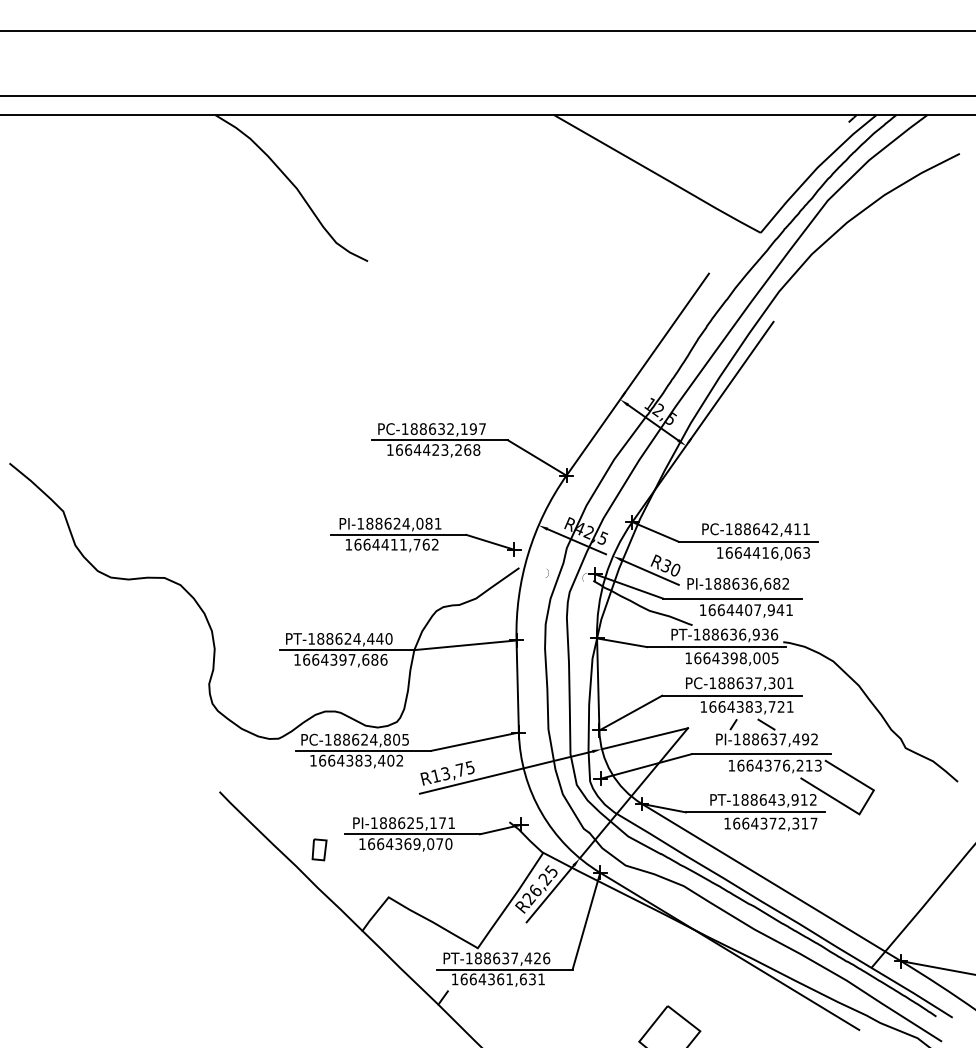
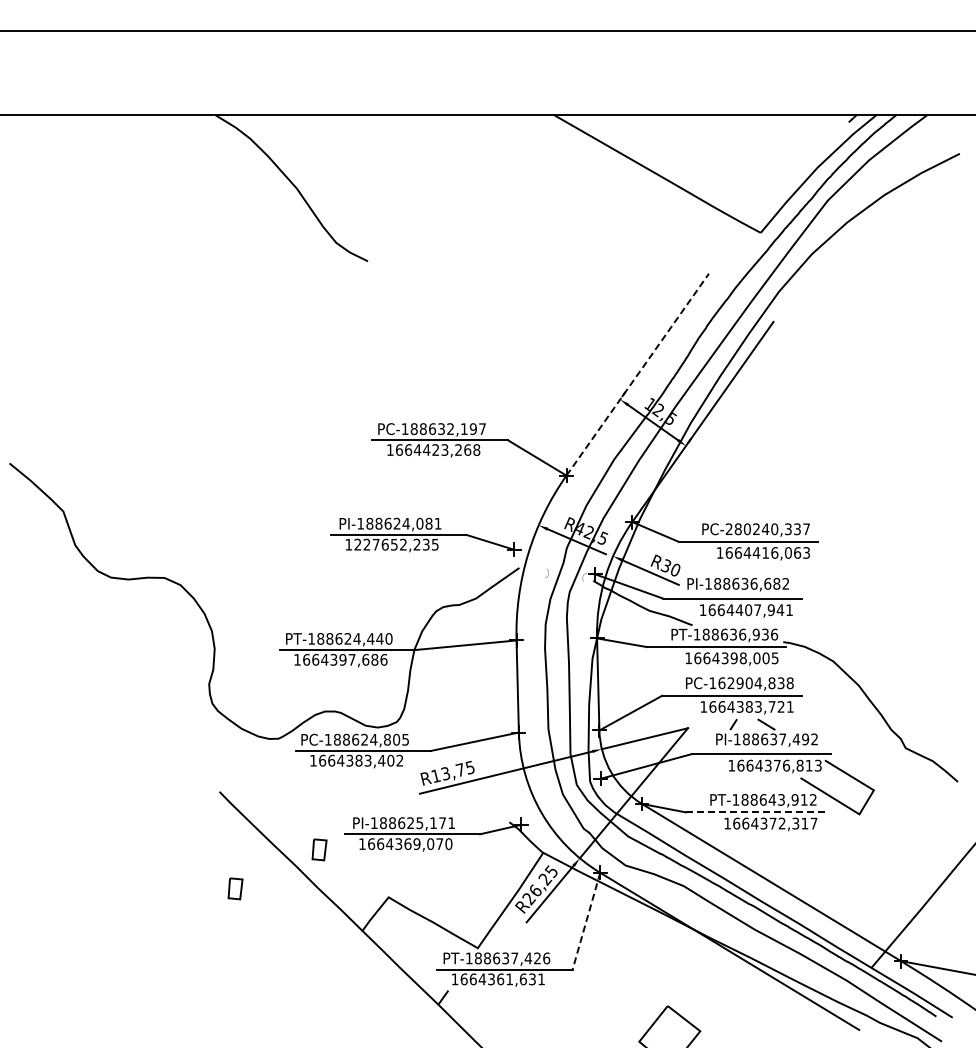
line: present -> none (487, 95)
line: solid -> dashed (637, 374)
text: PC-188642,411 -> PC-280240,337 (767, 529)
text: 1664411,762 -> 1227652,235 (396, 544)
text: PC-188637,301 -> PC-162904,838 (755, 683)
text: 1664376,213 -> 1664376,813 (799, 765)
line: solid -> dashed (755, 812)
part: none -> present (235, 888)
line: solid -> dashed (586, 921)
